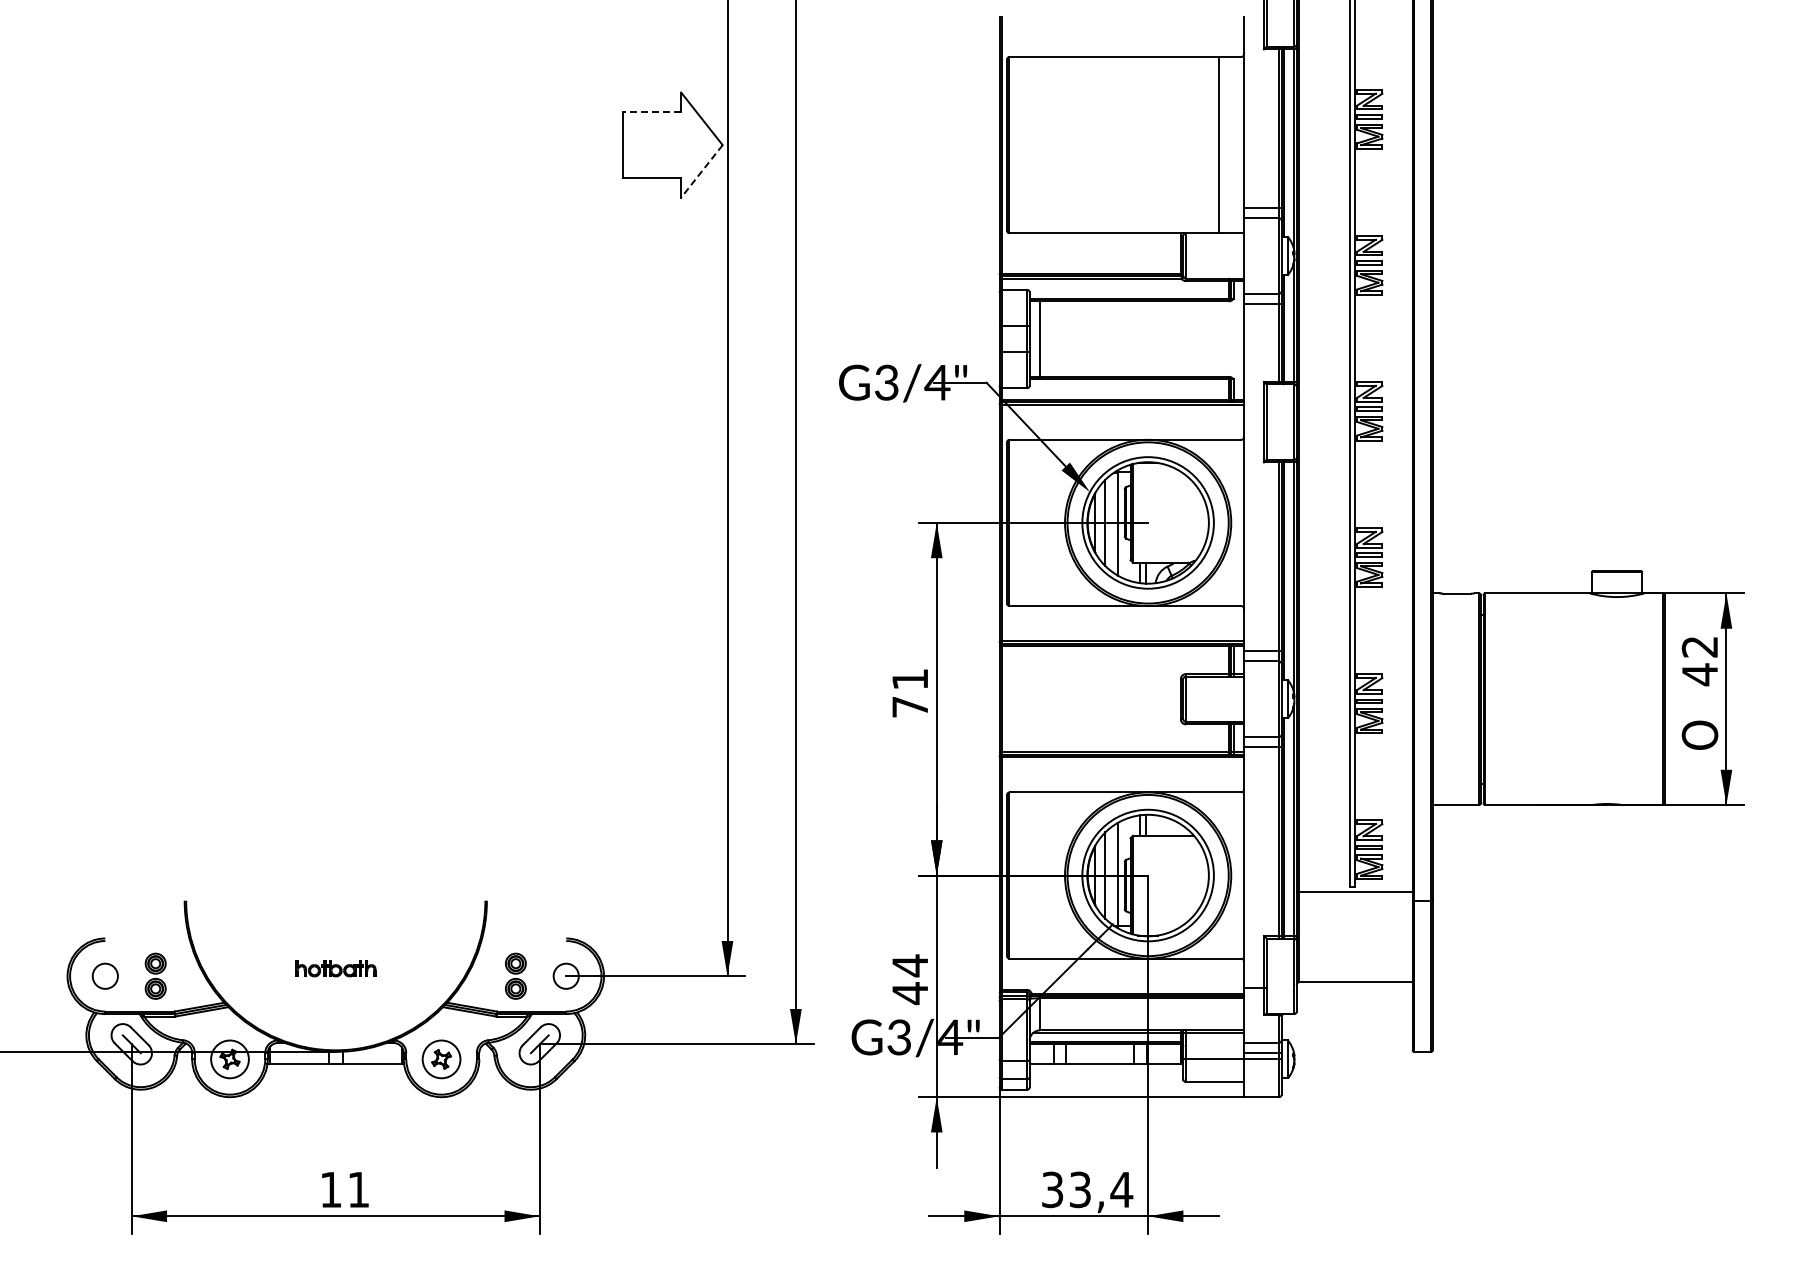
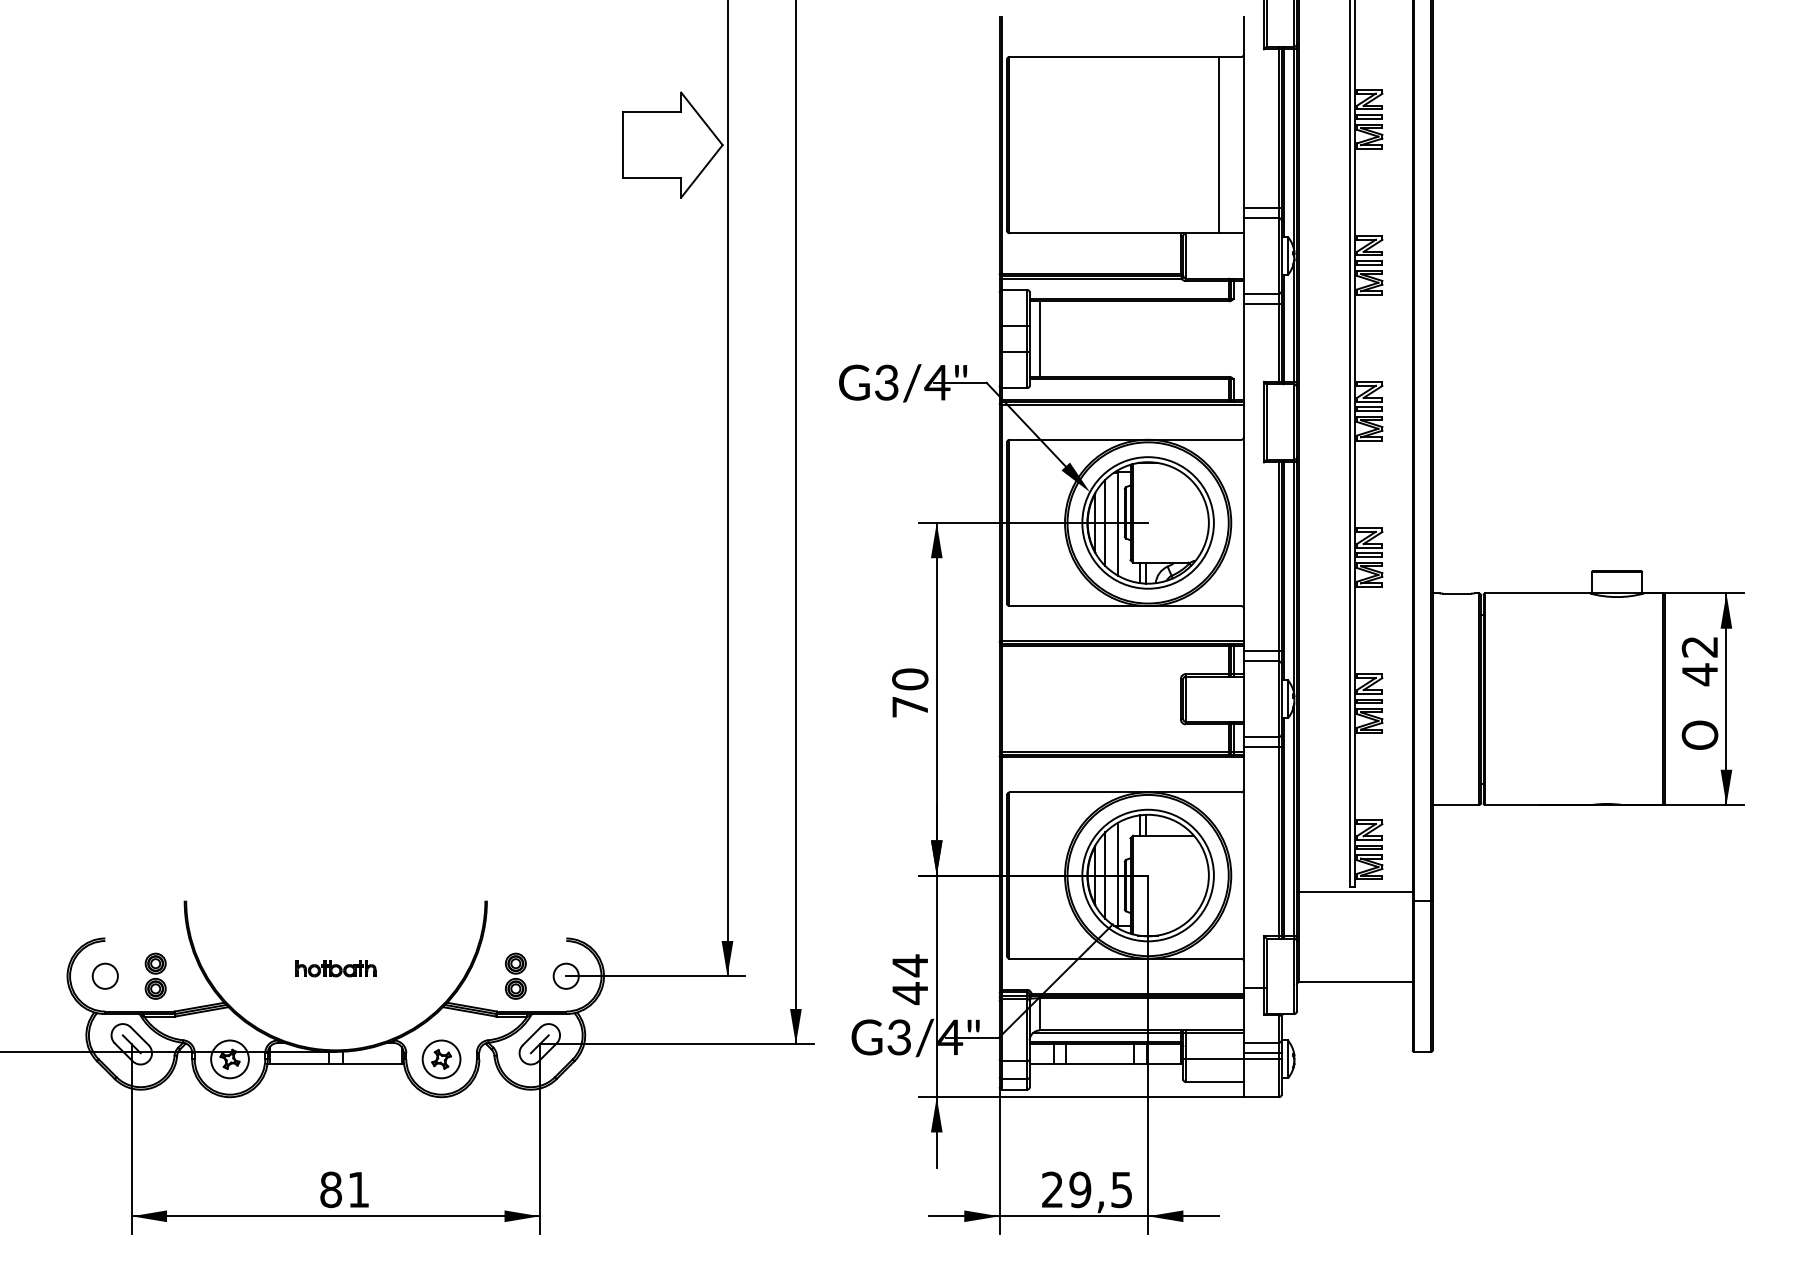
line: dashed -> solid (651, 111)
line: dashed -> solid (701, 171)
text: 71 -> 70 (910, 679)
text: 11 -> 81 (330, 1189)
text: 33,4 -> 29,5 (1087, 1189)
